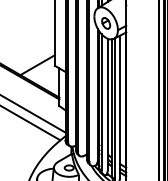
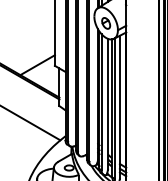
line: present -> none (33, 114)
